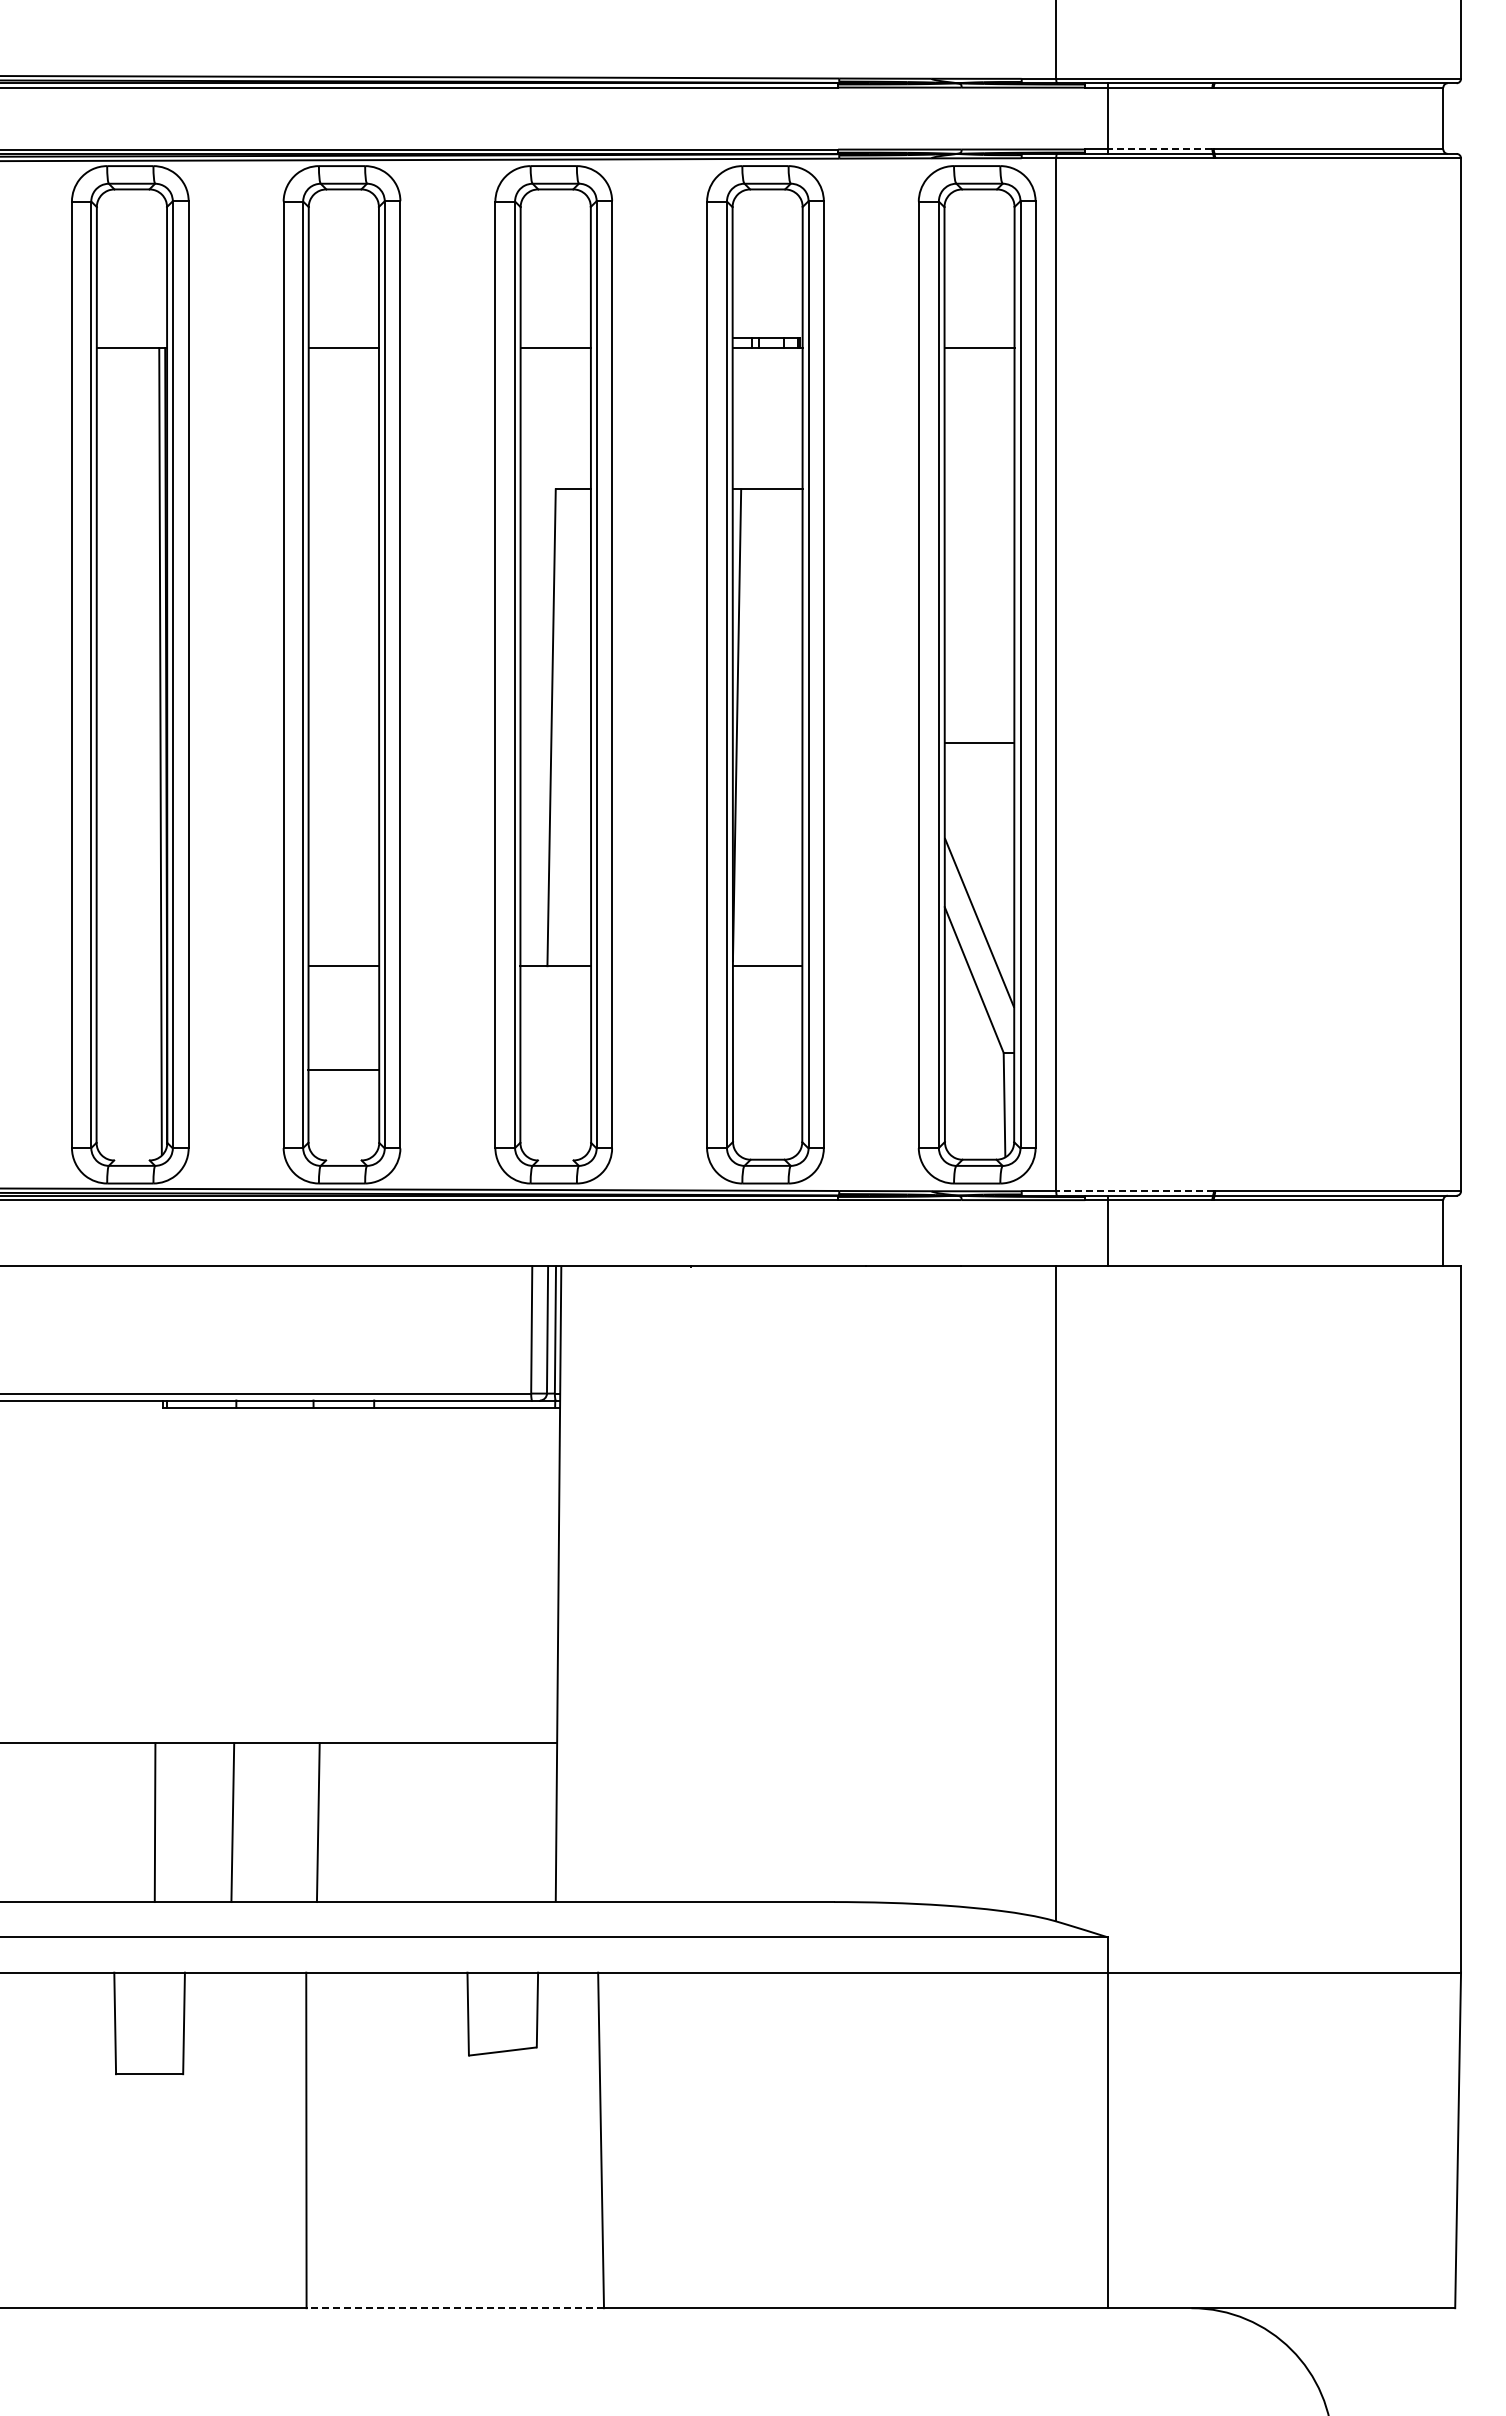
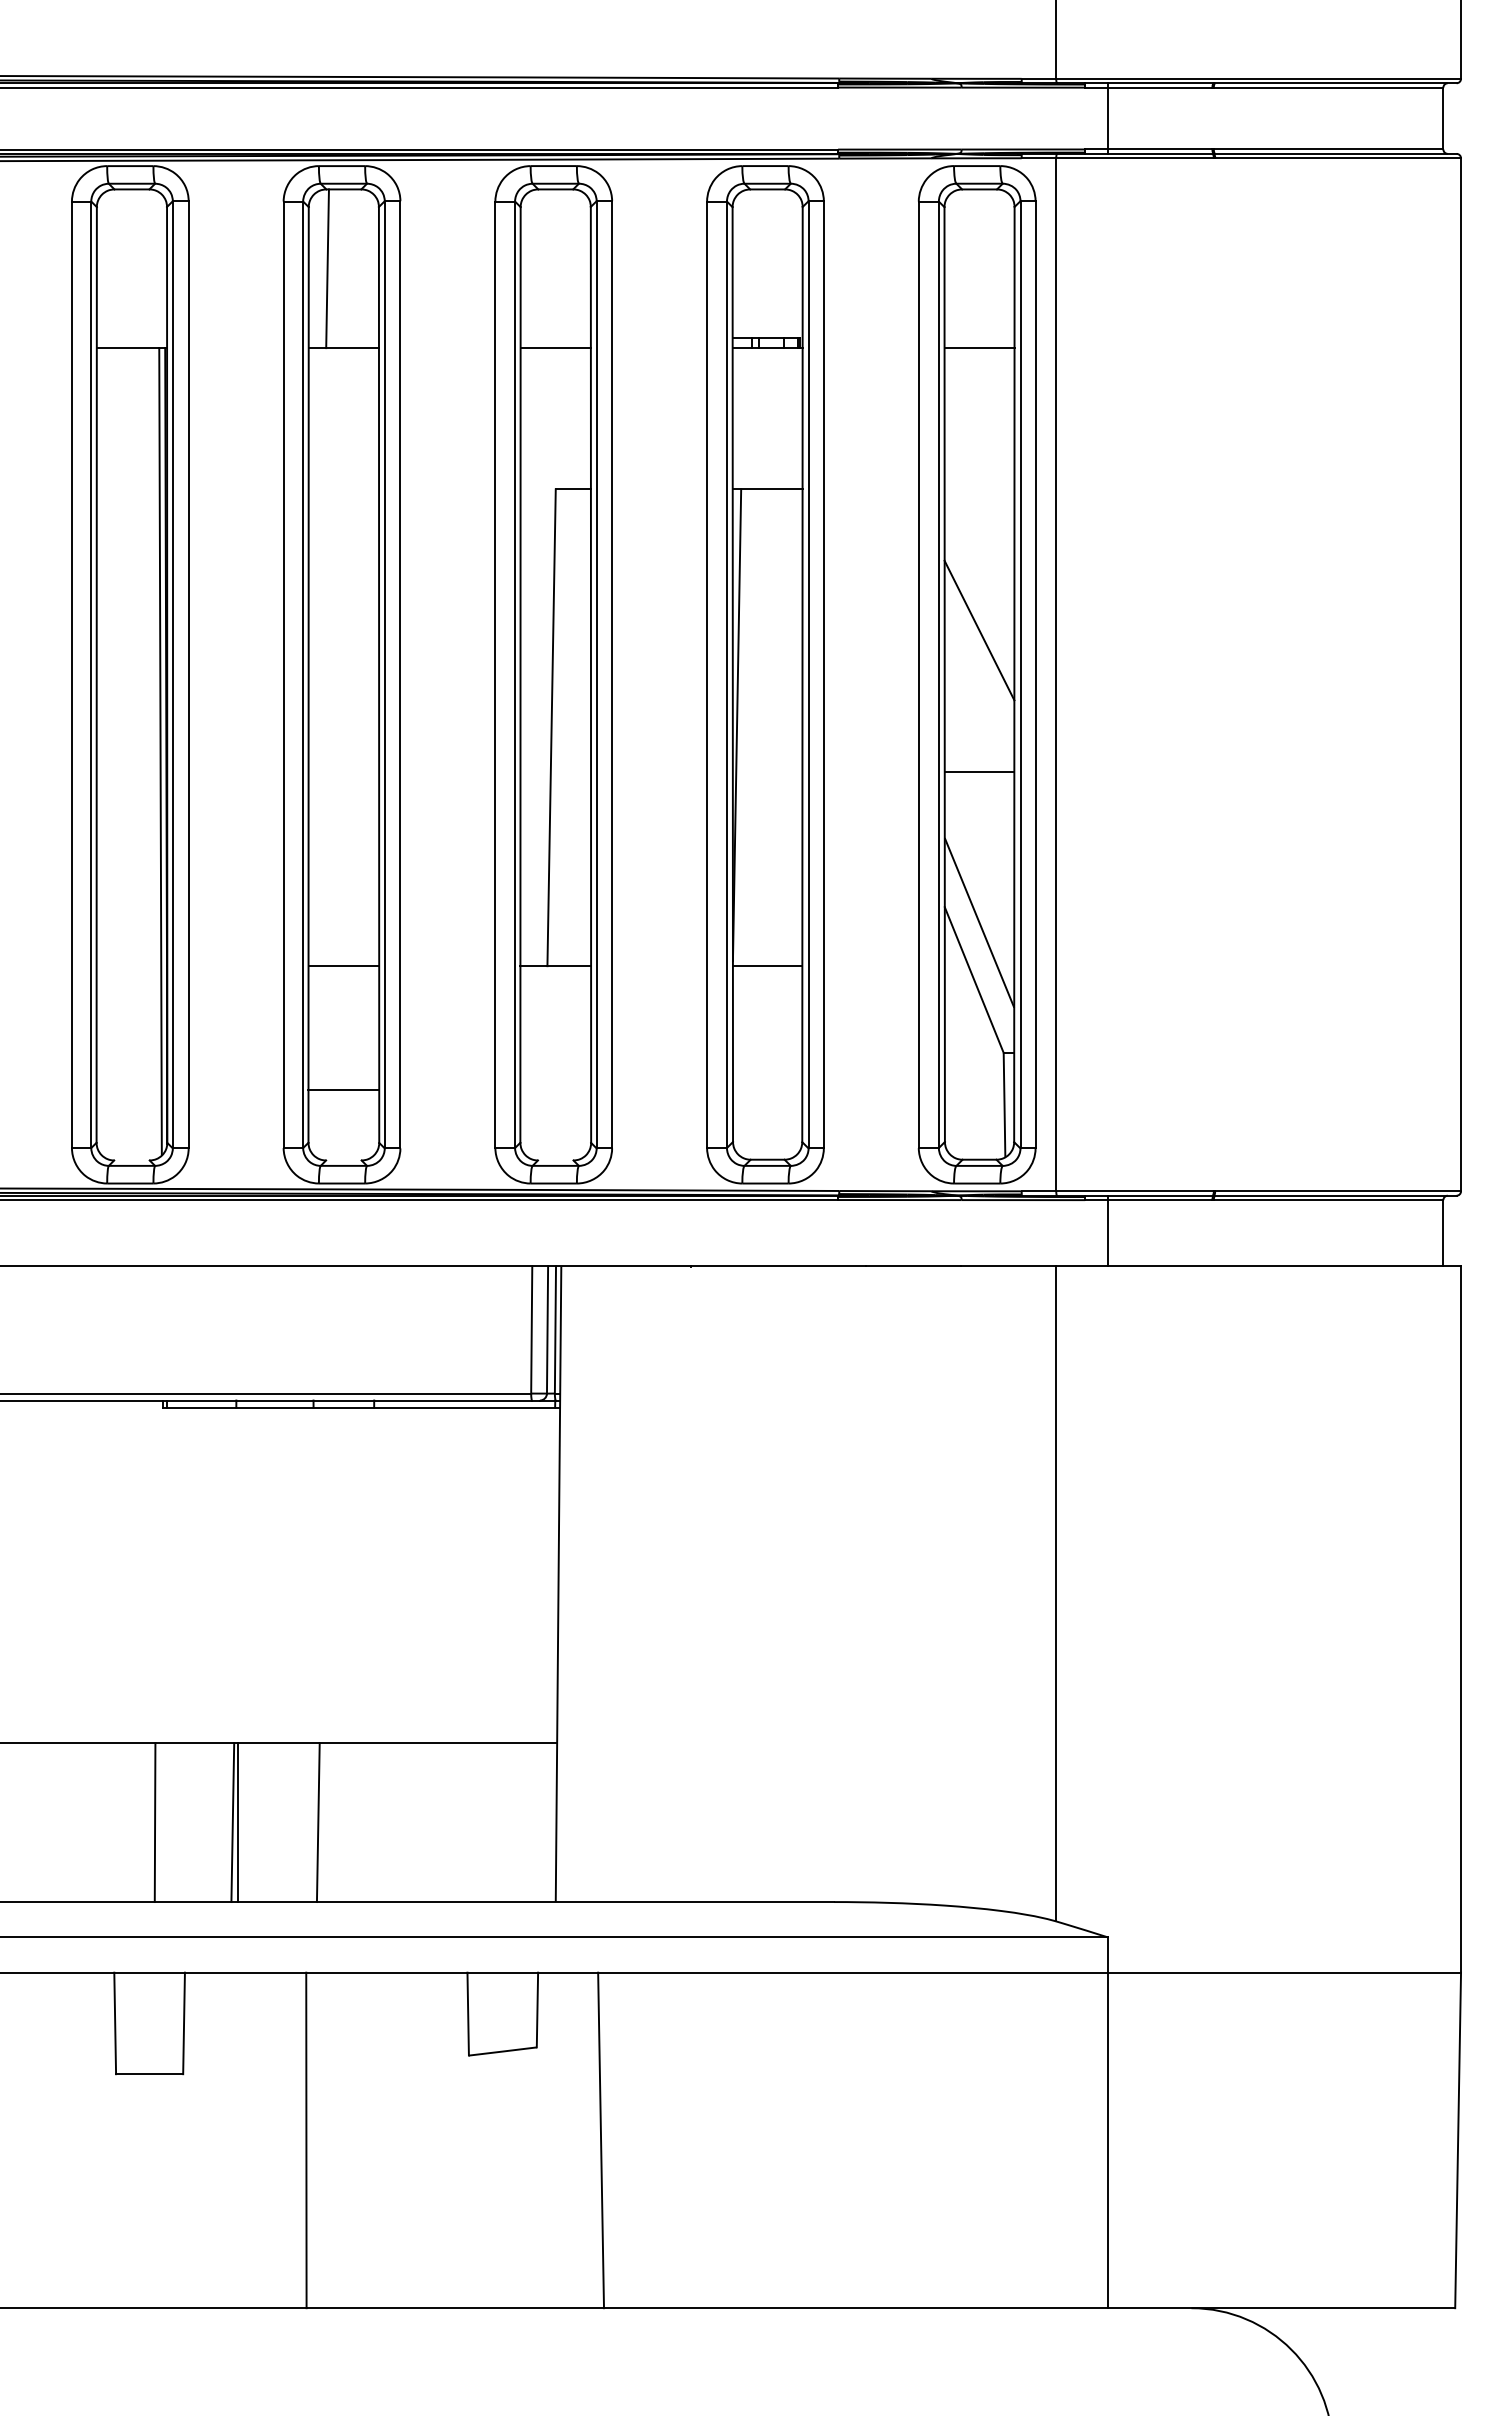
line: dashed -> solid (1159, 149)
line: none -> present (327, 268)
line: none -> present (979, 630)
line position: (979, 742) -> (979, 771) (979, 771)
line position: (343, 1069) -> (343, 1089) (343, 1089)
line: dashed -> solid (1135, 1191)
line: none -> present (237, 1822)
line: dashed -> solid (455, 2308)
